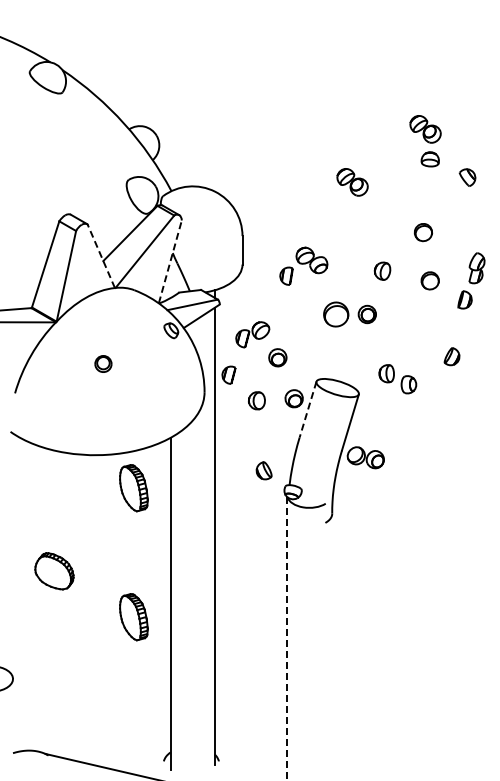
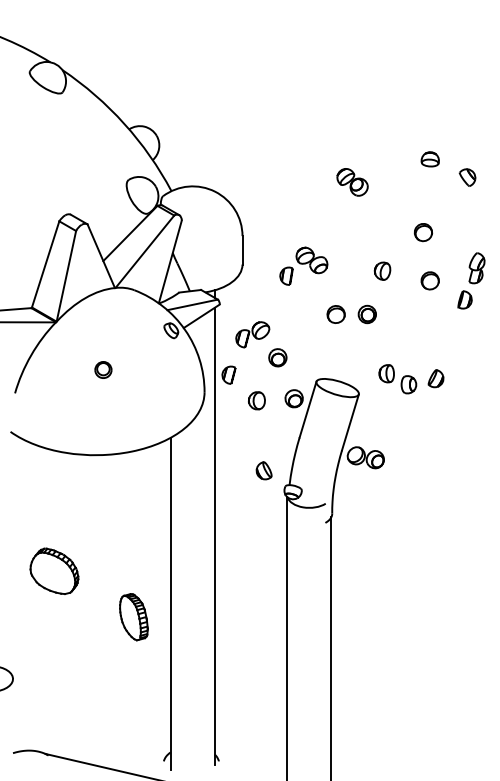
part: present -> none (425, 129)
line: dashed -> solid (101, 256)
line: dashed -> solid (170, 261)
part size: 27x27 px -> 20x19 px (335, 314)
part position: (451, 356) -> (435, 378) (435, 378)
part position: (103, 363) -> (103, 369) (103, 369)
line: dashed -> solid (307, 410)
part: present -> none (133, 488)
part size: 41x39 px -> 51x48 px (54, 570)
line: dashed -> solid (287, 638)
line: none -> present (331, 647)
